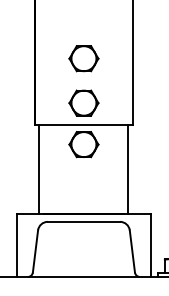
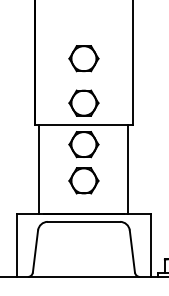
part: none -> present (83, 180)
